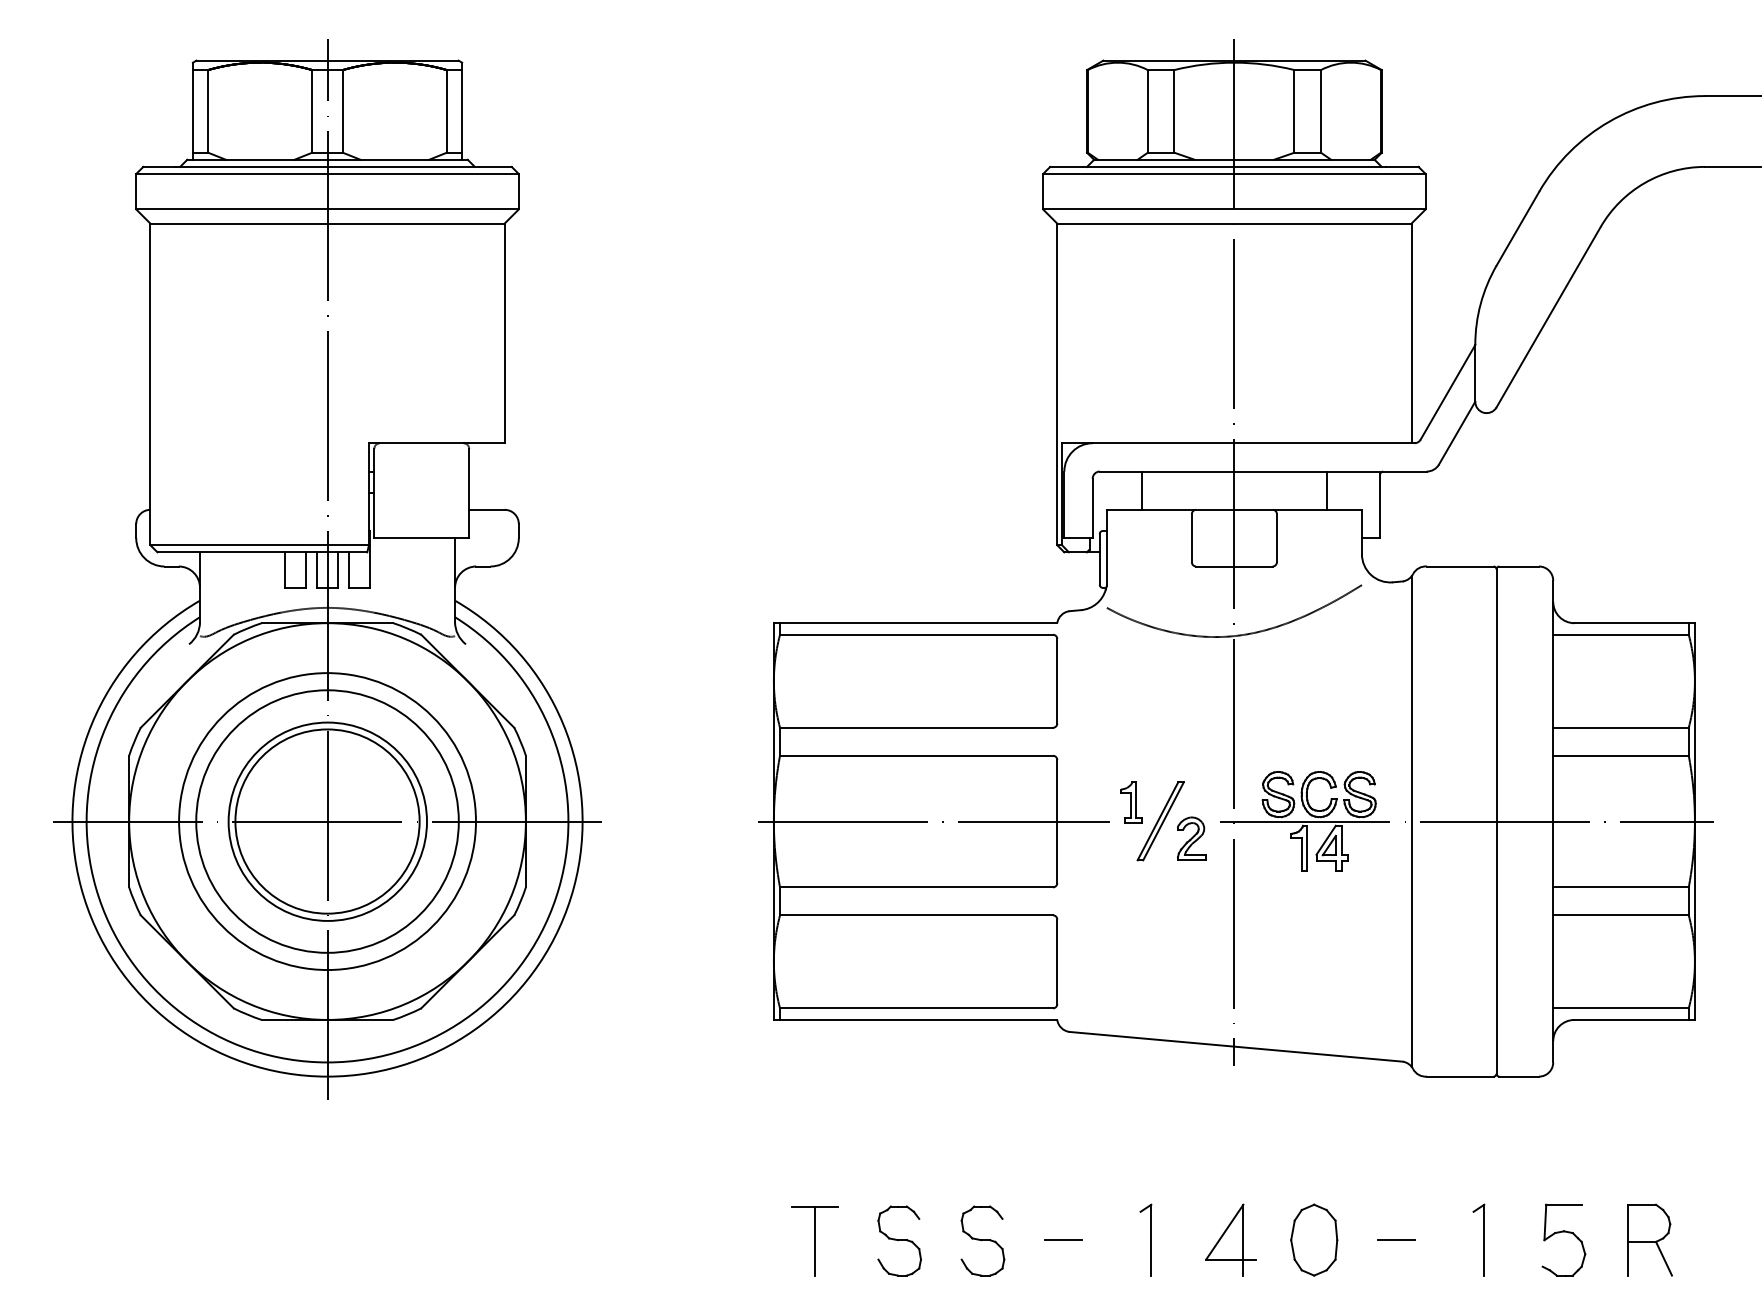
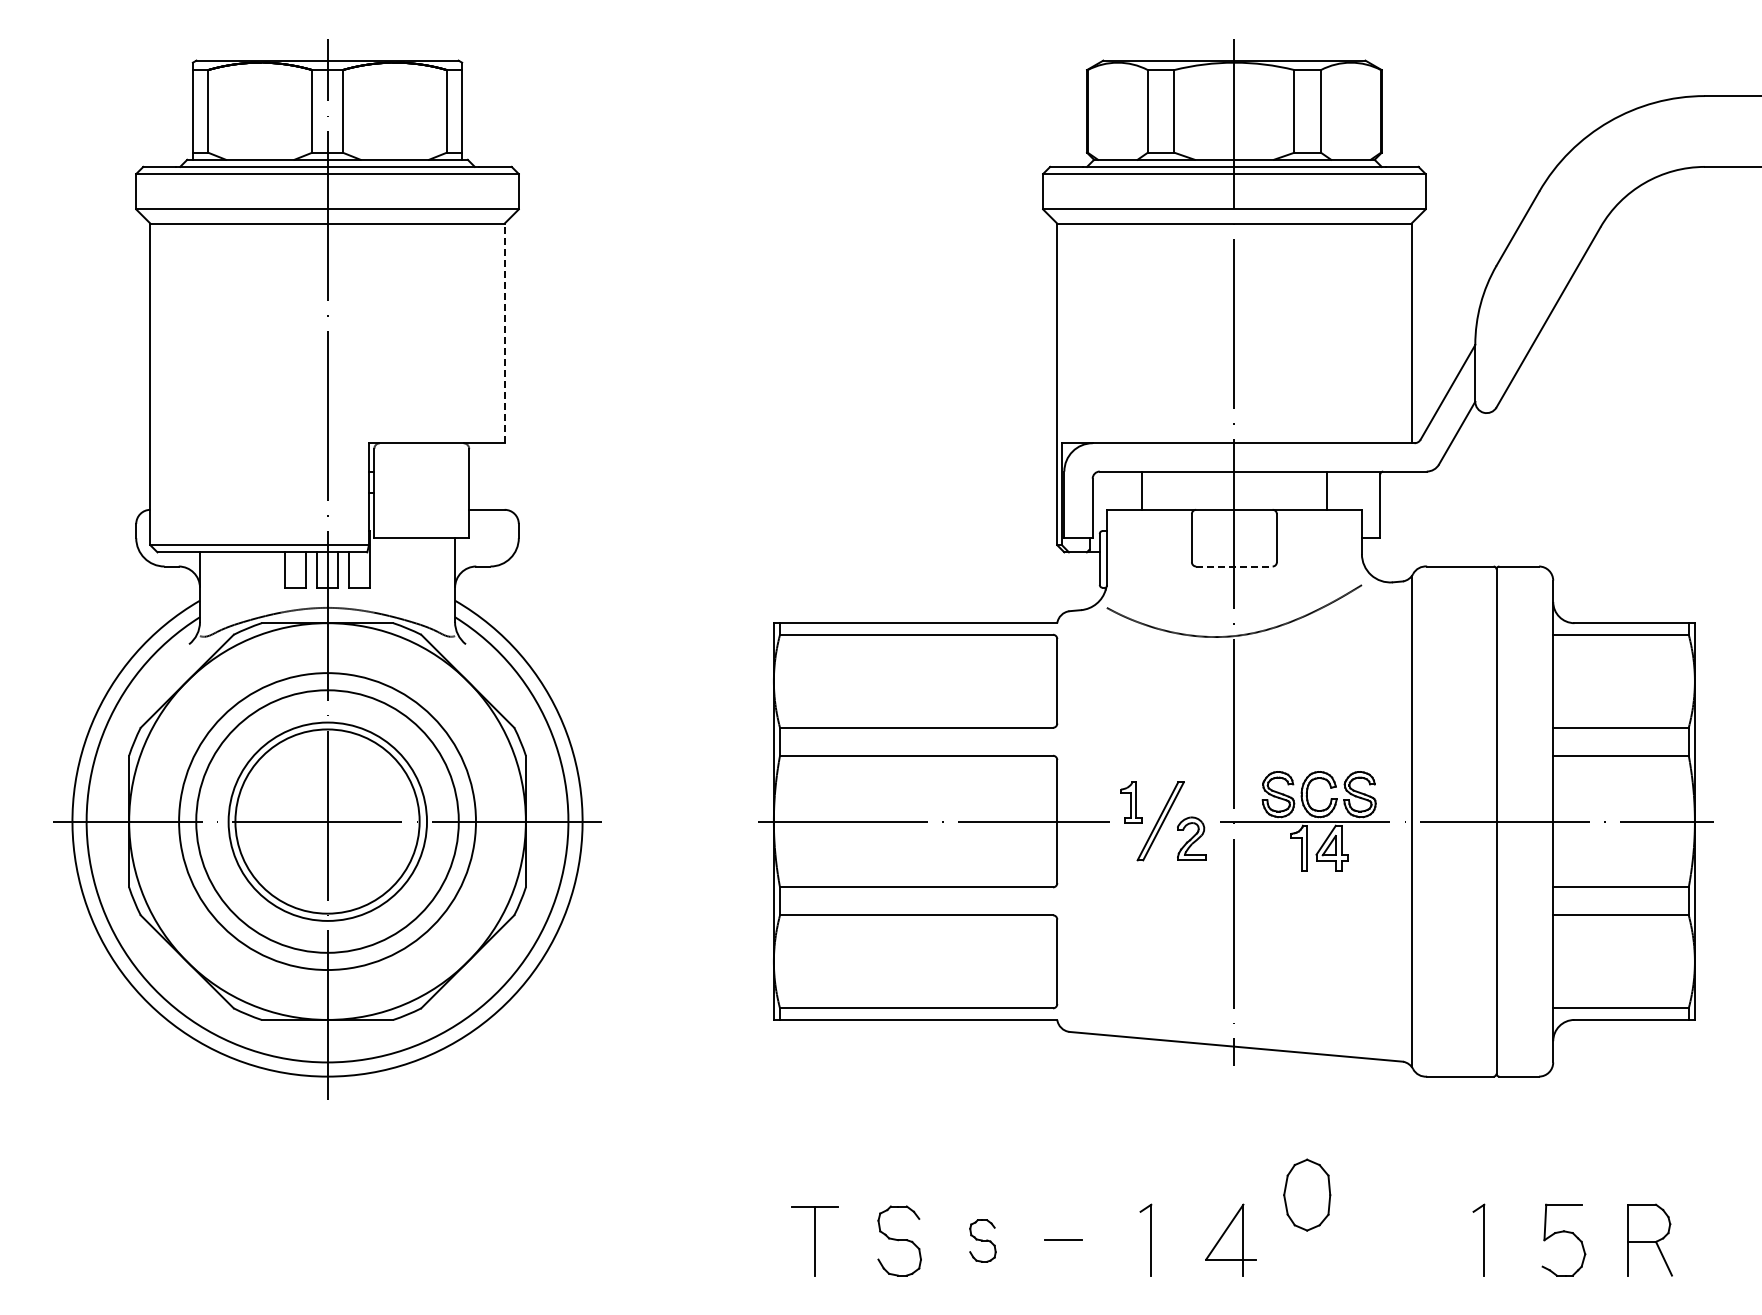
line: solid -> dashed (504, 333)
line: solid -> dashed (1234, 566)
part position: (1314, 1239) -> (1307, 1194) (1307, 1194)
part size: 46x72 px -> 28x44 px (982, 1240)
line: present -> none (1396, 1240)
